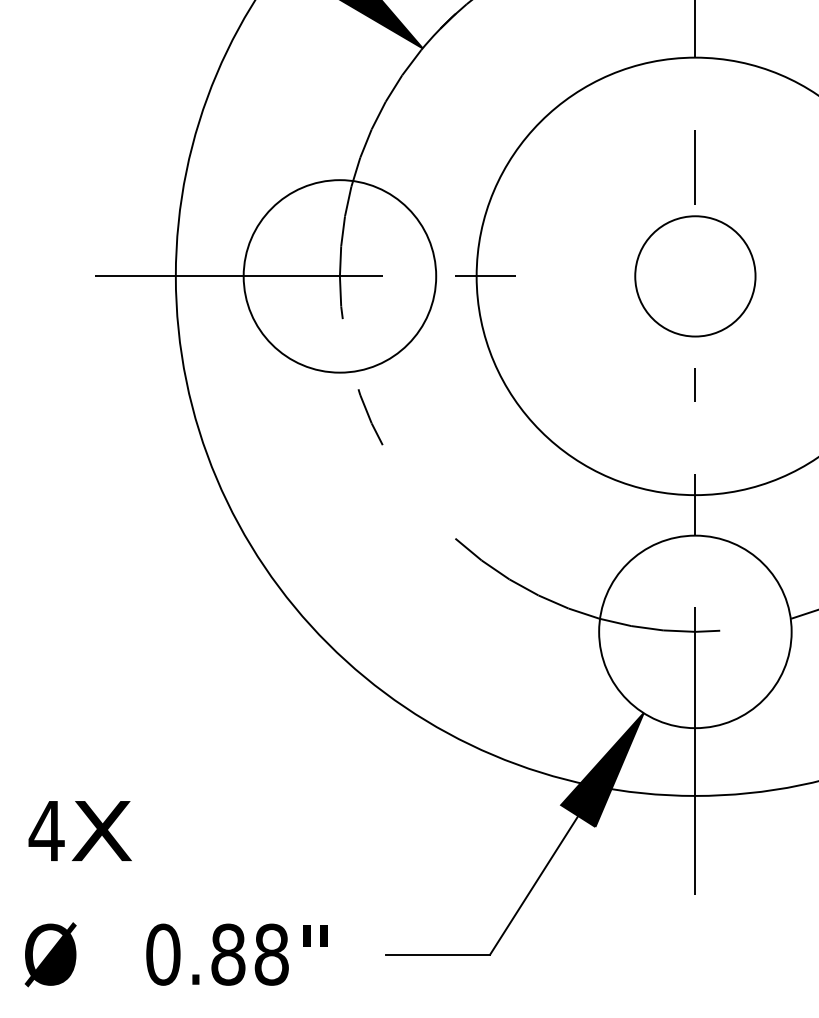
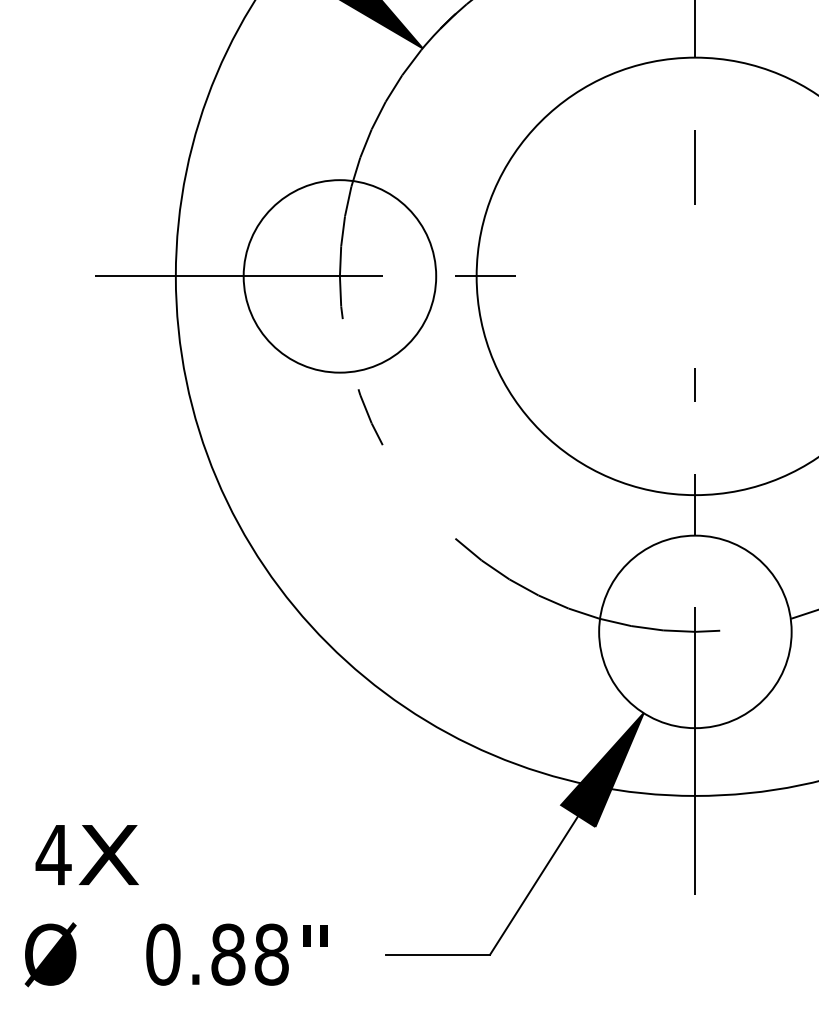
circle: present -> none (695, 276)
text position: (79, 830) -> (86, 854) (86, 854)
